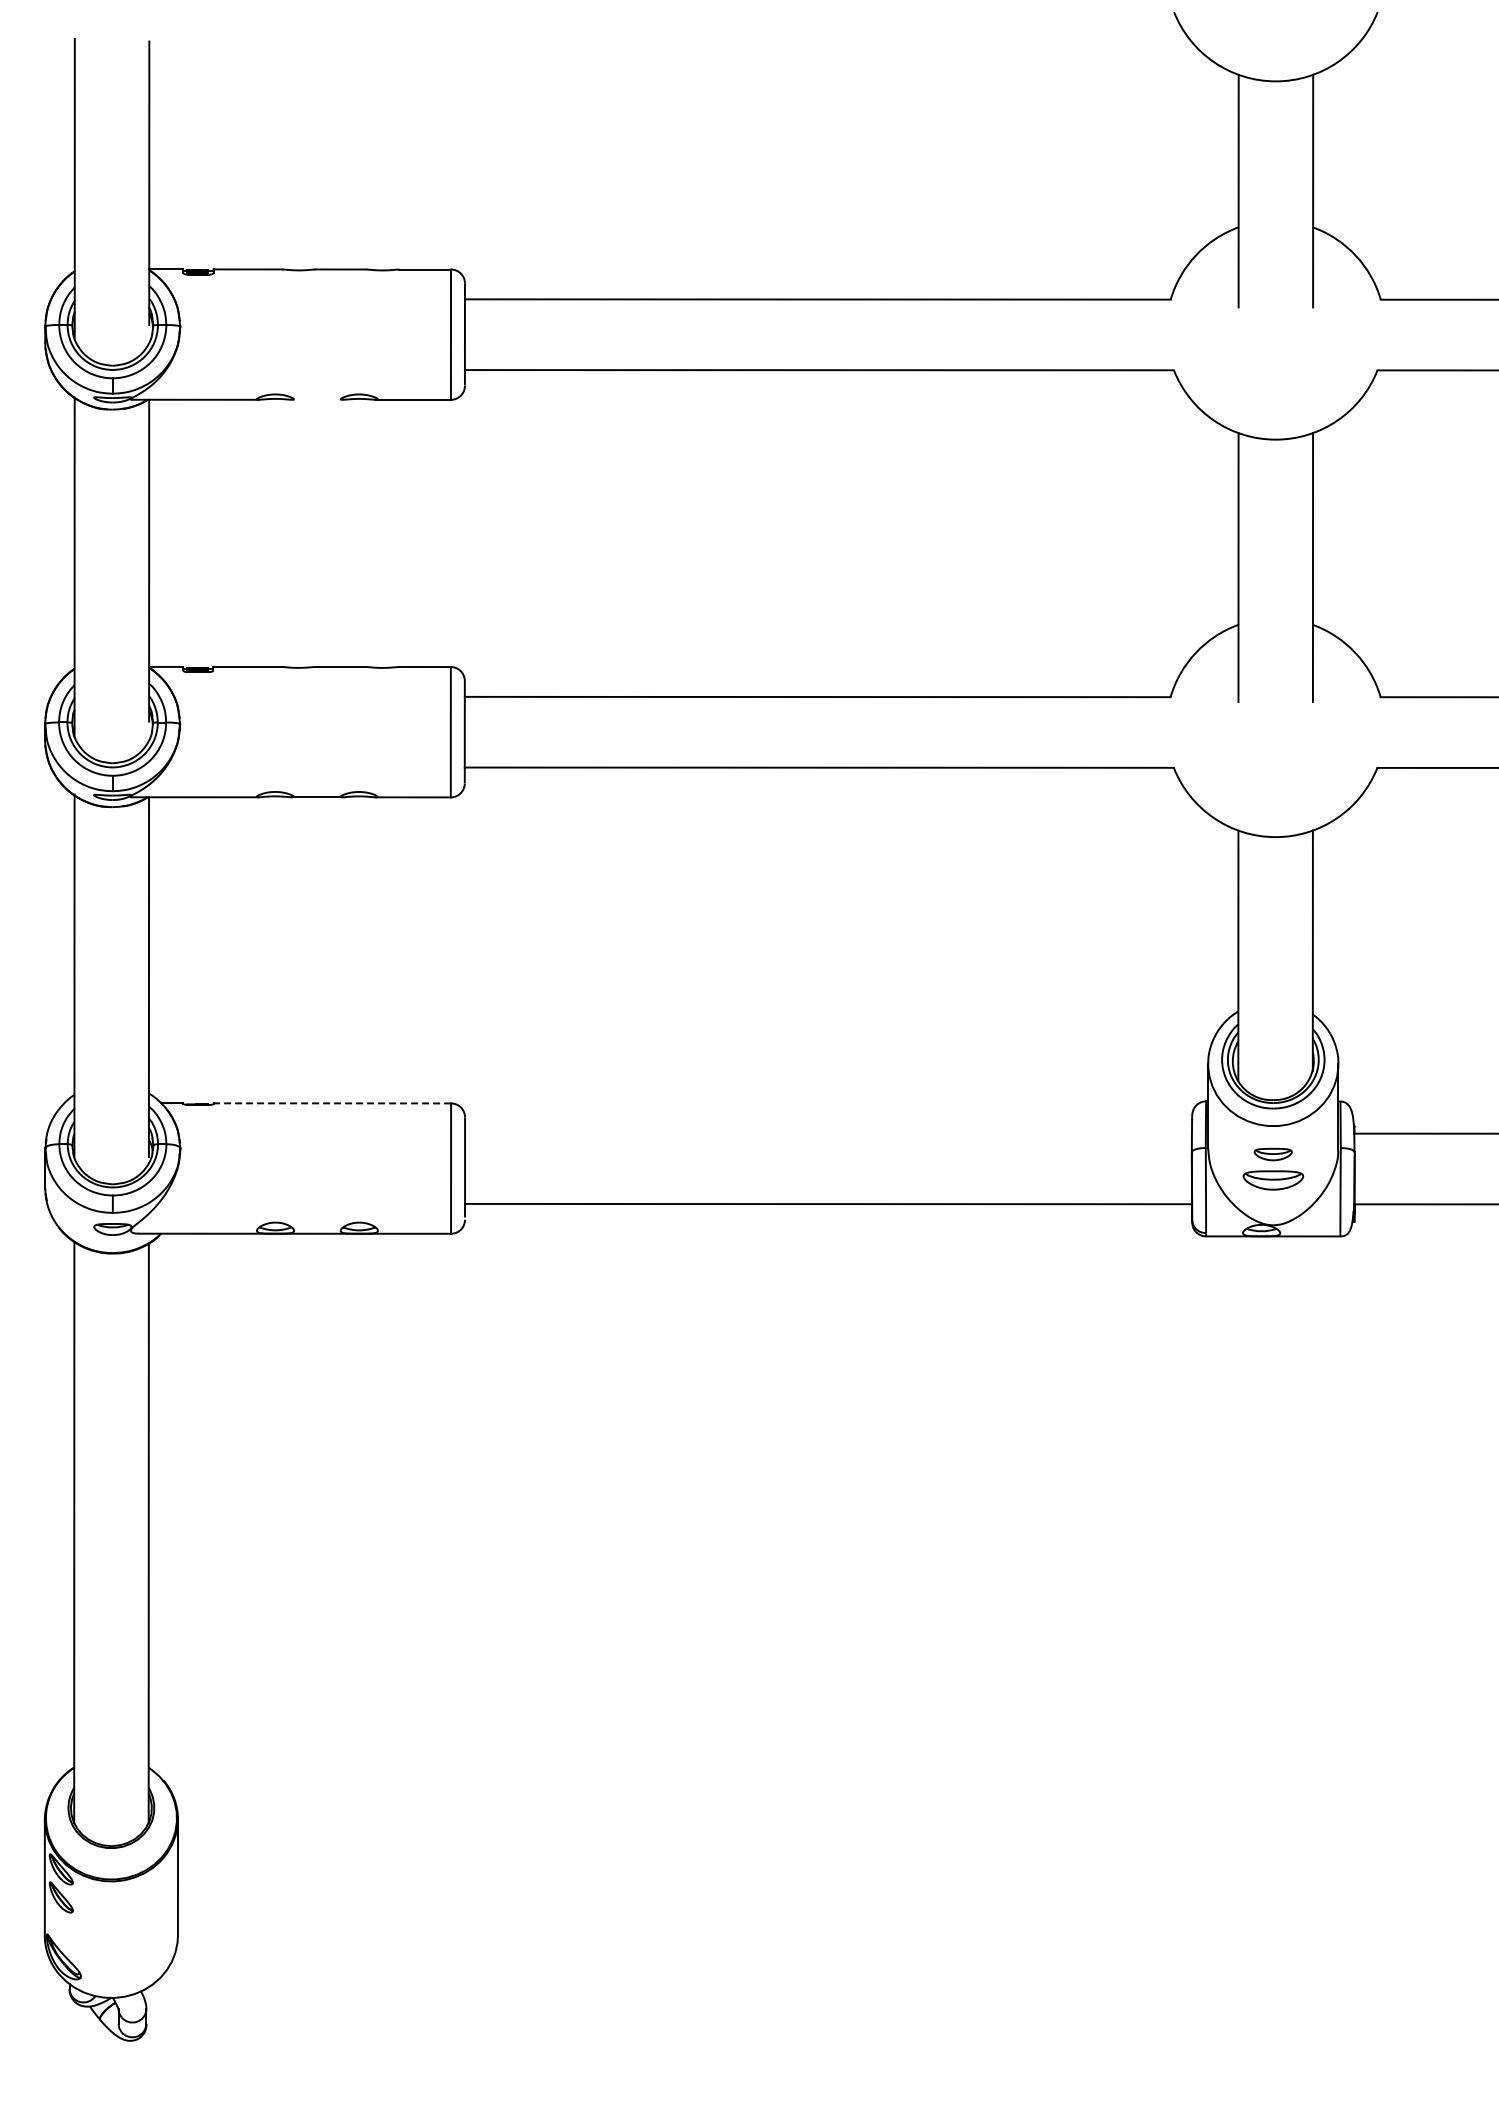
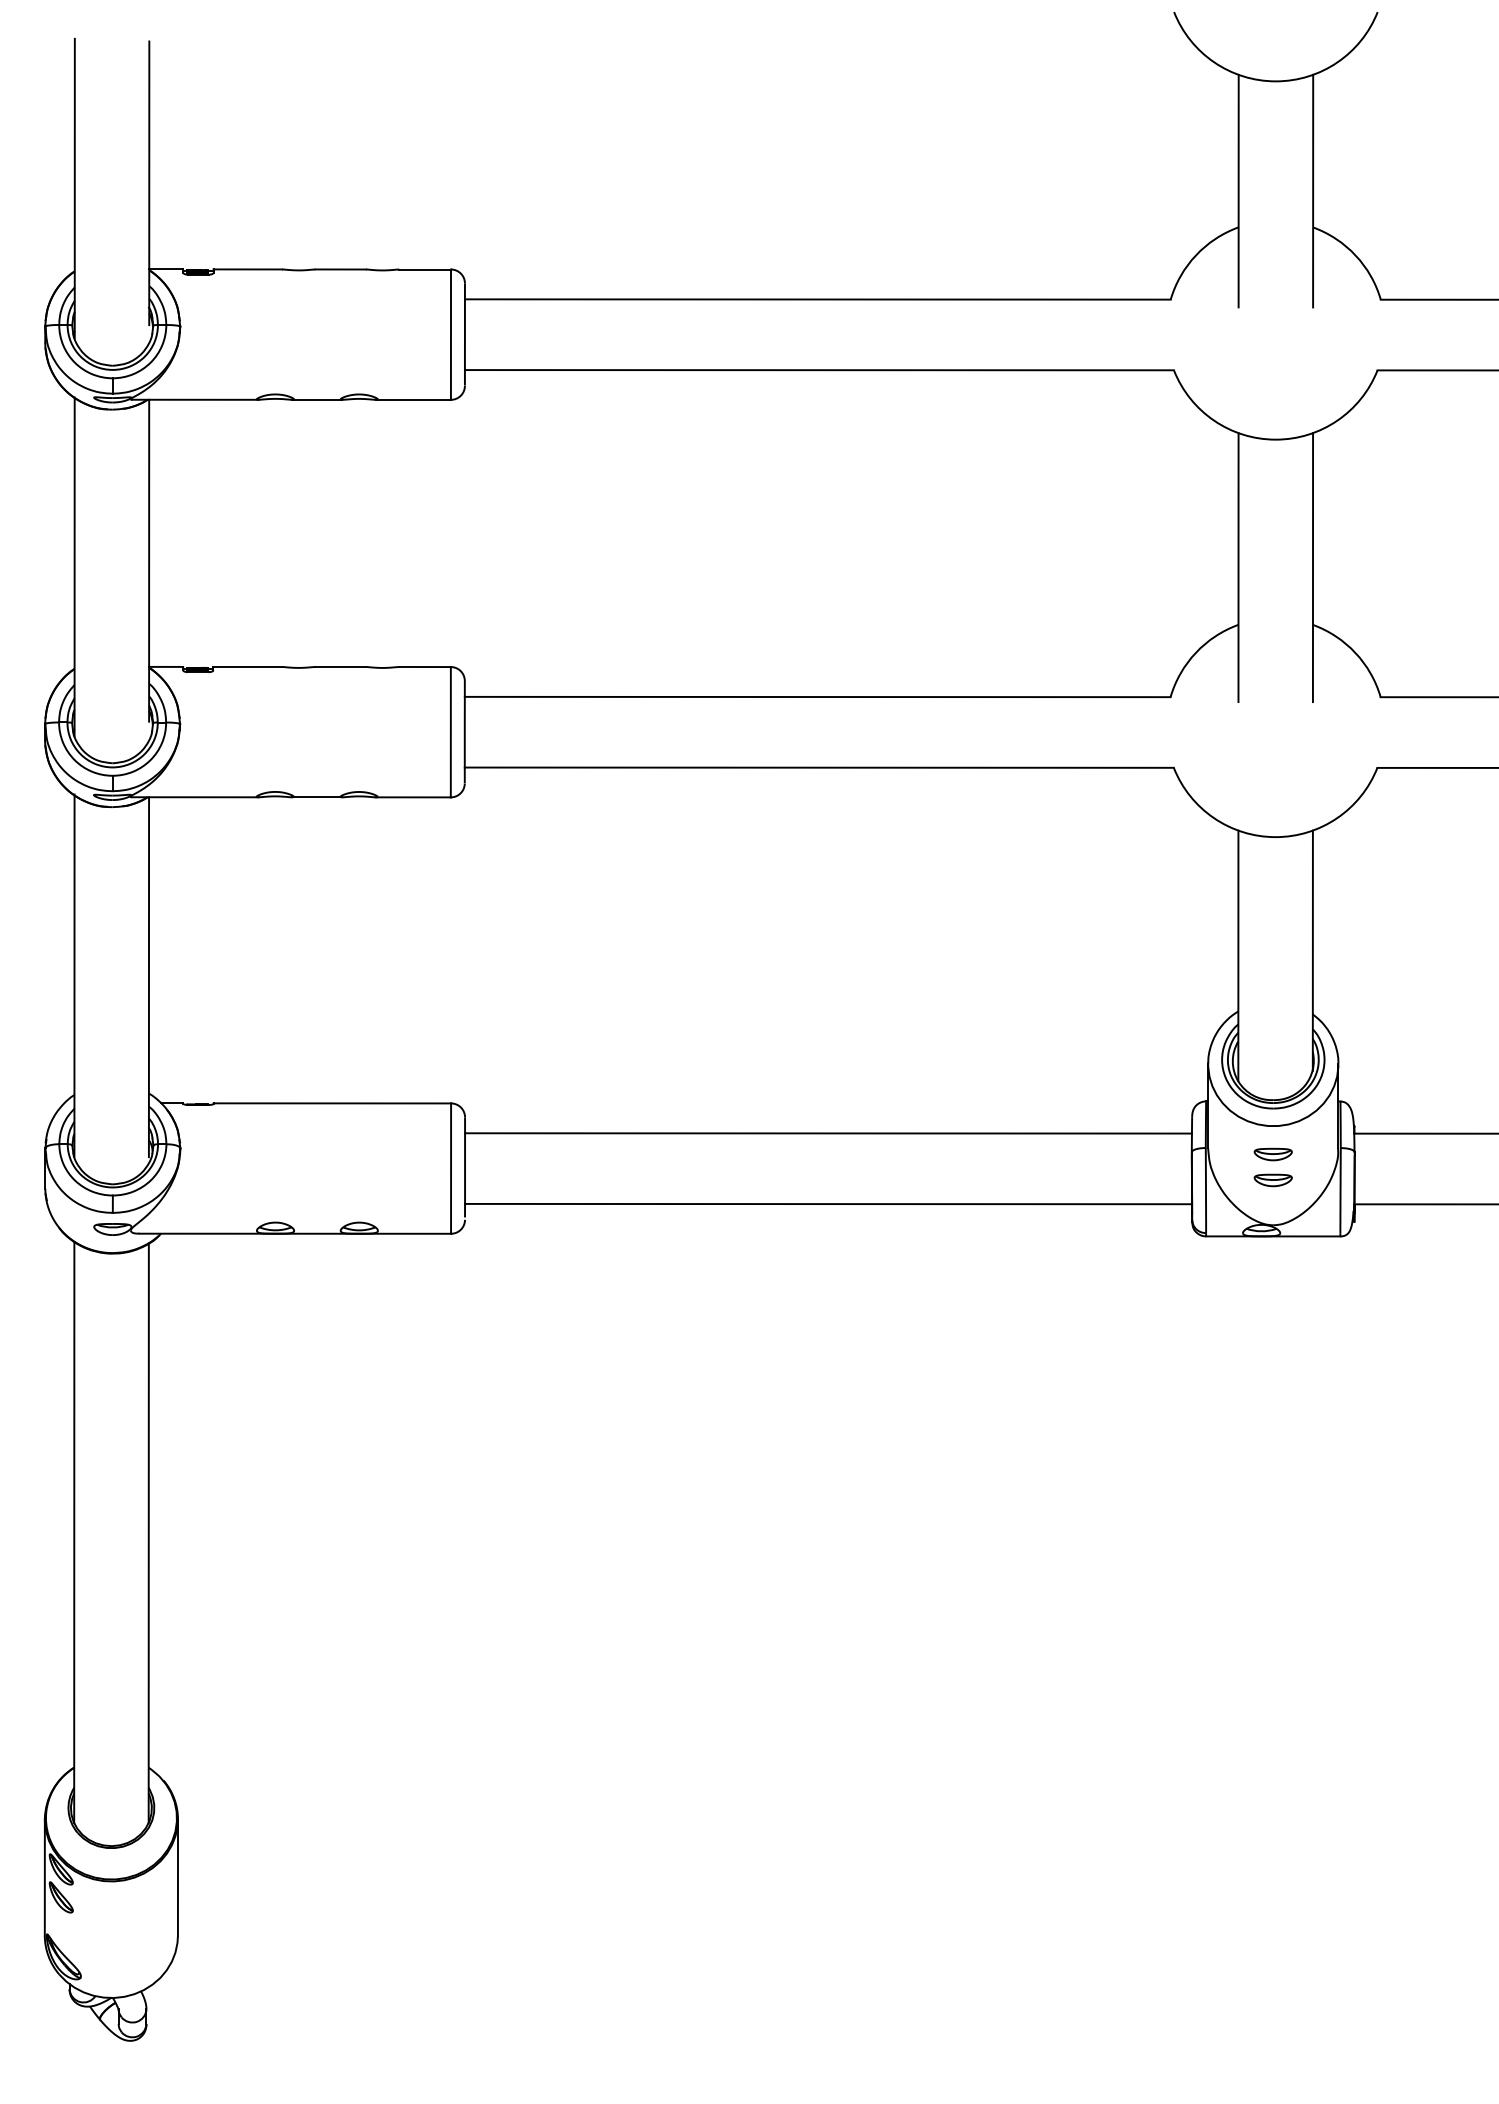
line: none -> present (317, 399)
line: dashed -> solid (332, 1103)
line: none -> present (828, 1133)
part size: 63x21 px -> 40x15 px (1272, 1180)
